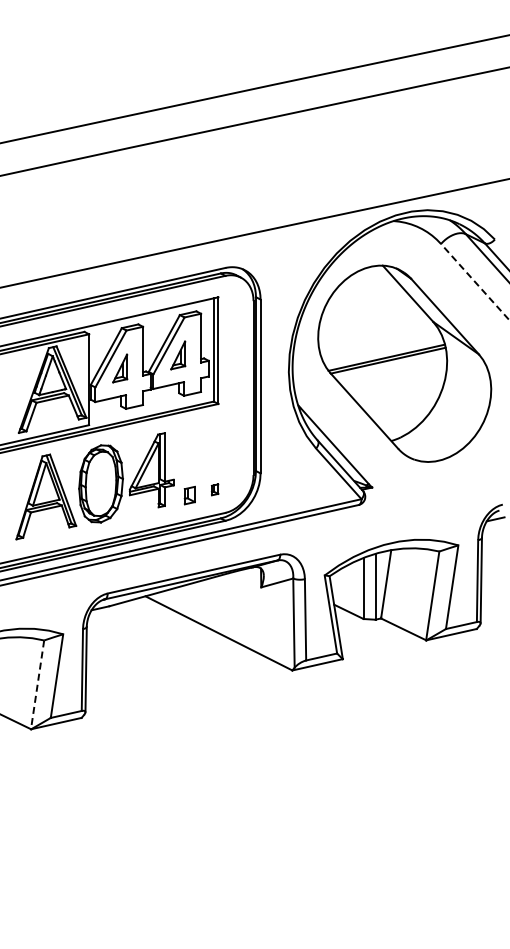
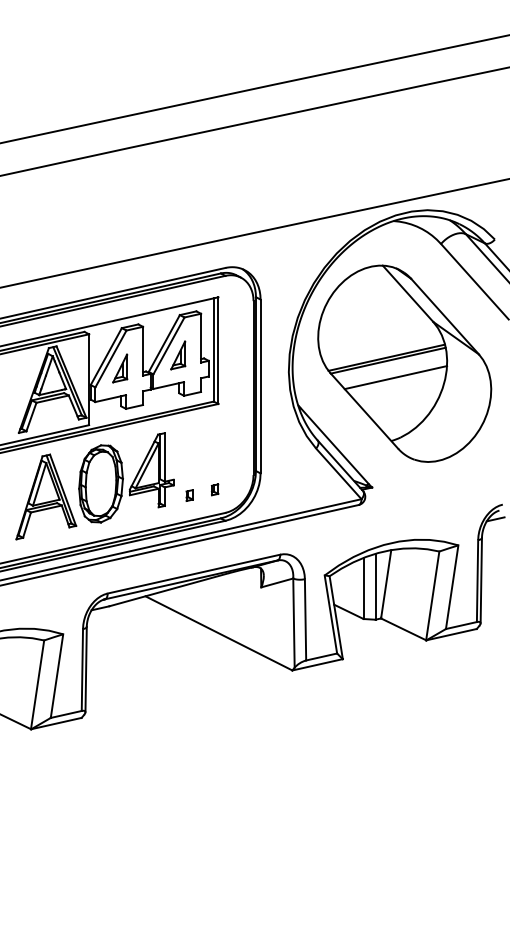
line: dashed -> solid (474, 281)
line: none -> present (395, 377)
part size: 13x21 px -> 9x13 px (189, 495)
line: dashed -> solid (37, 684)
